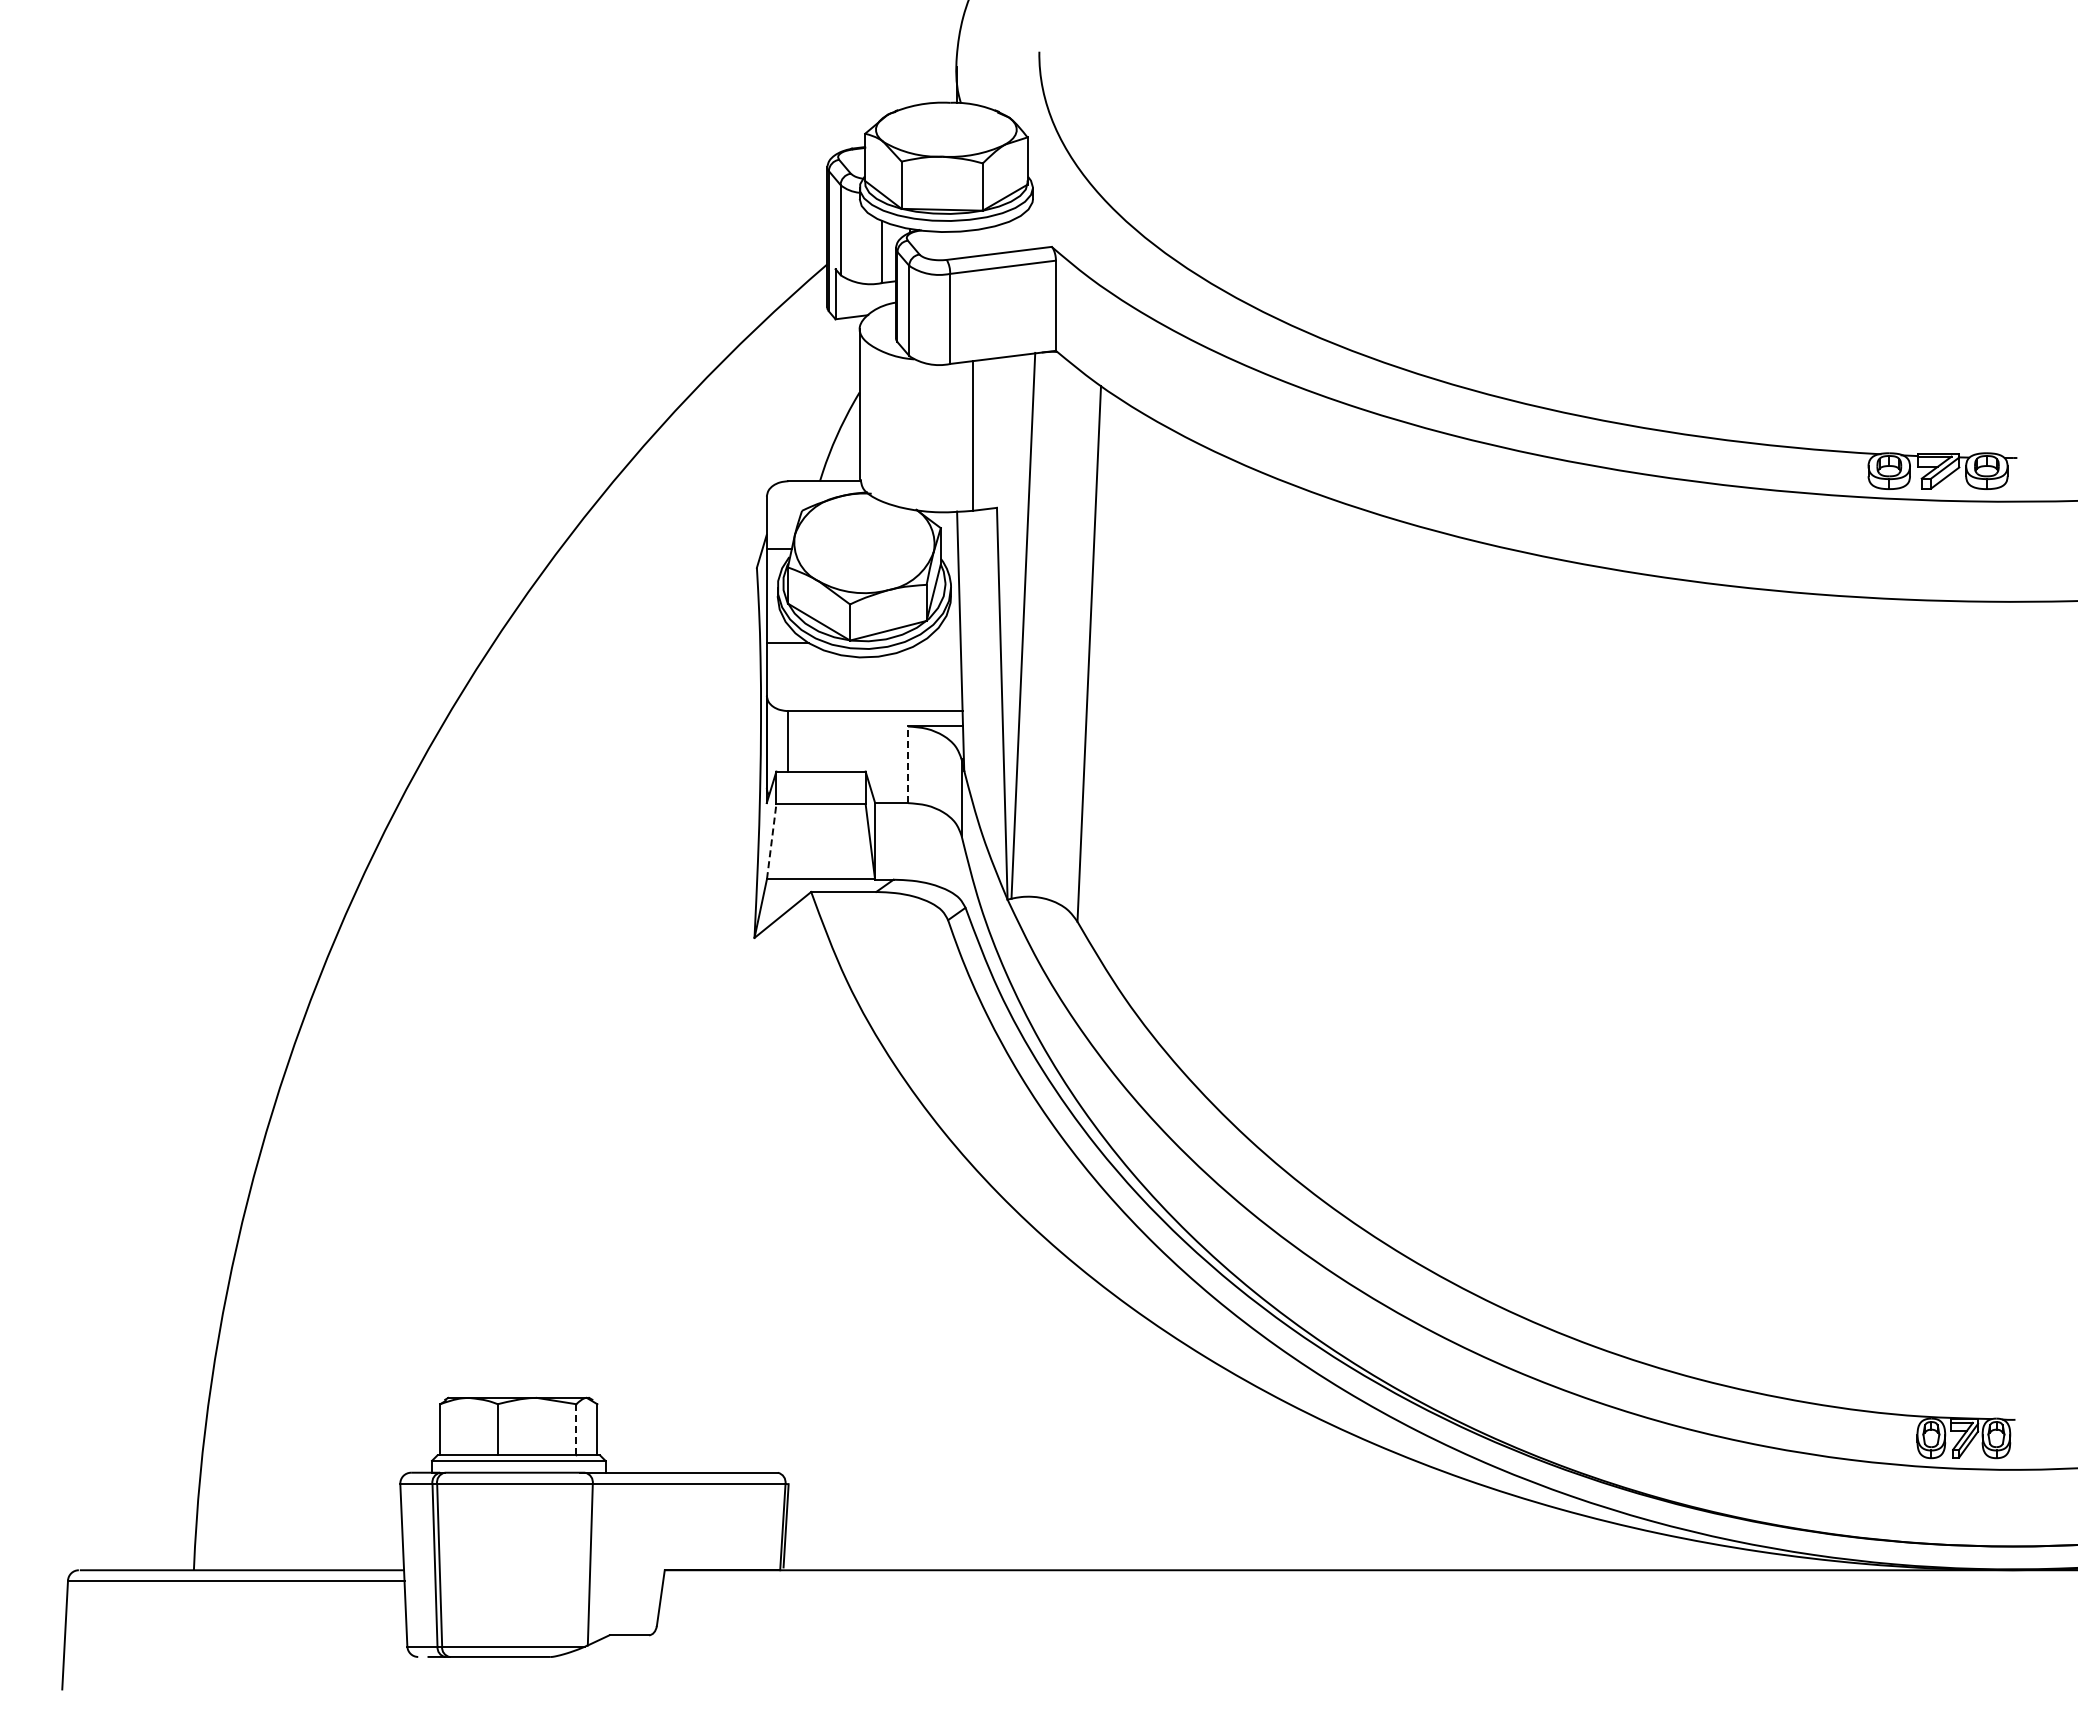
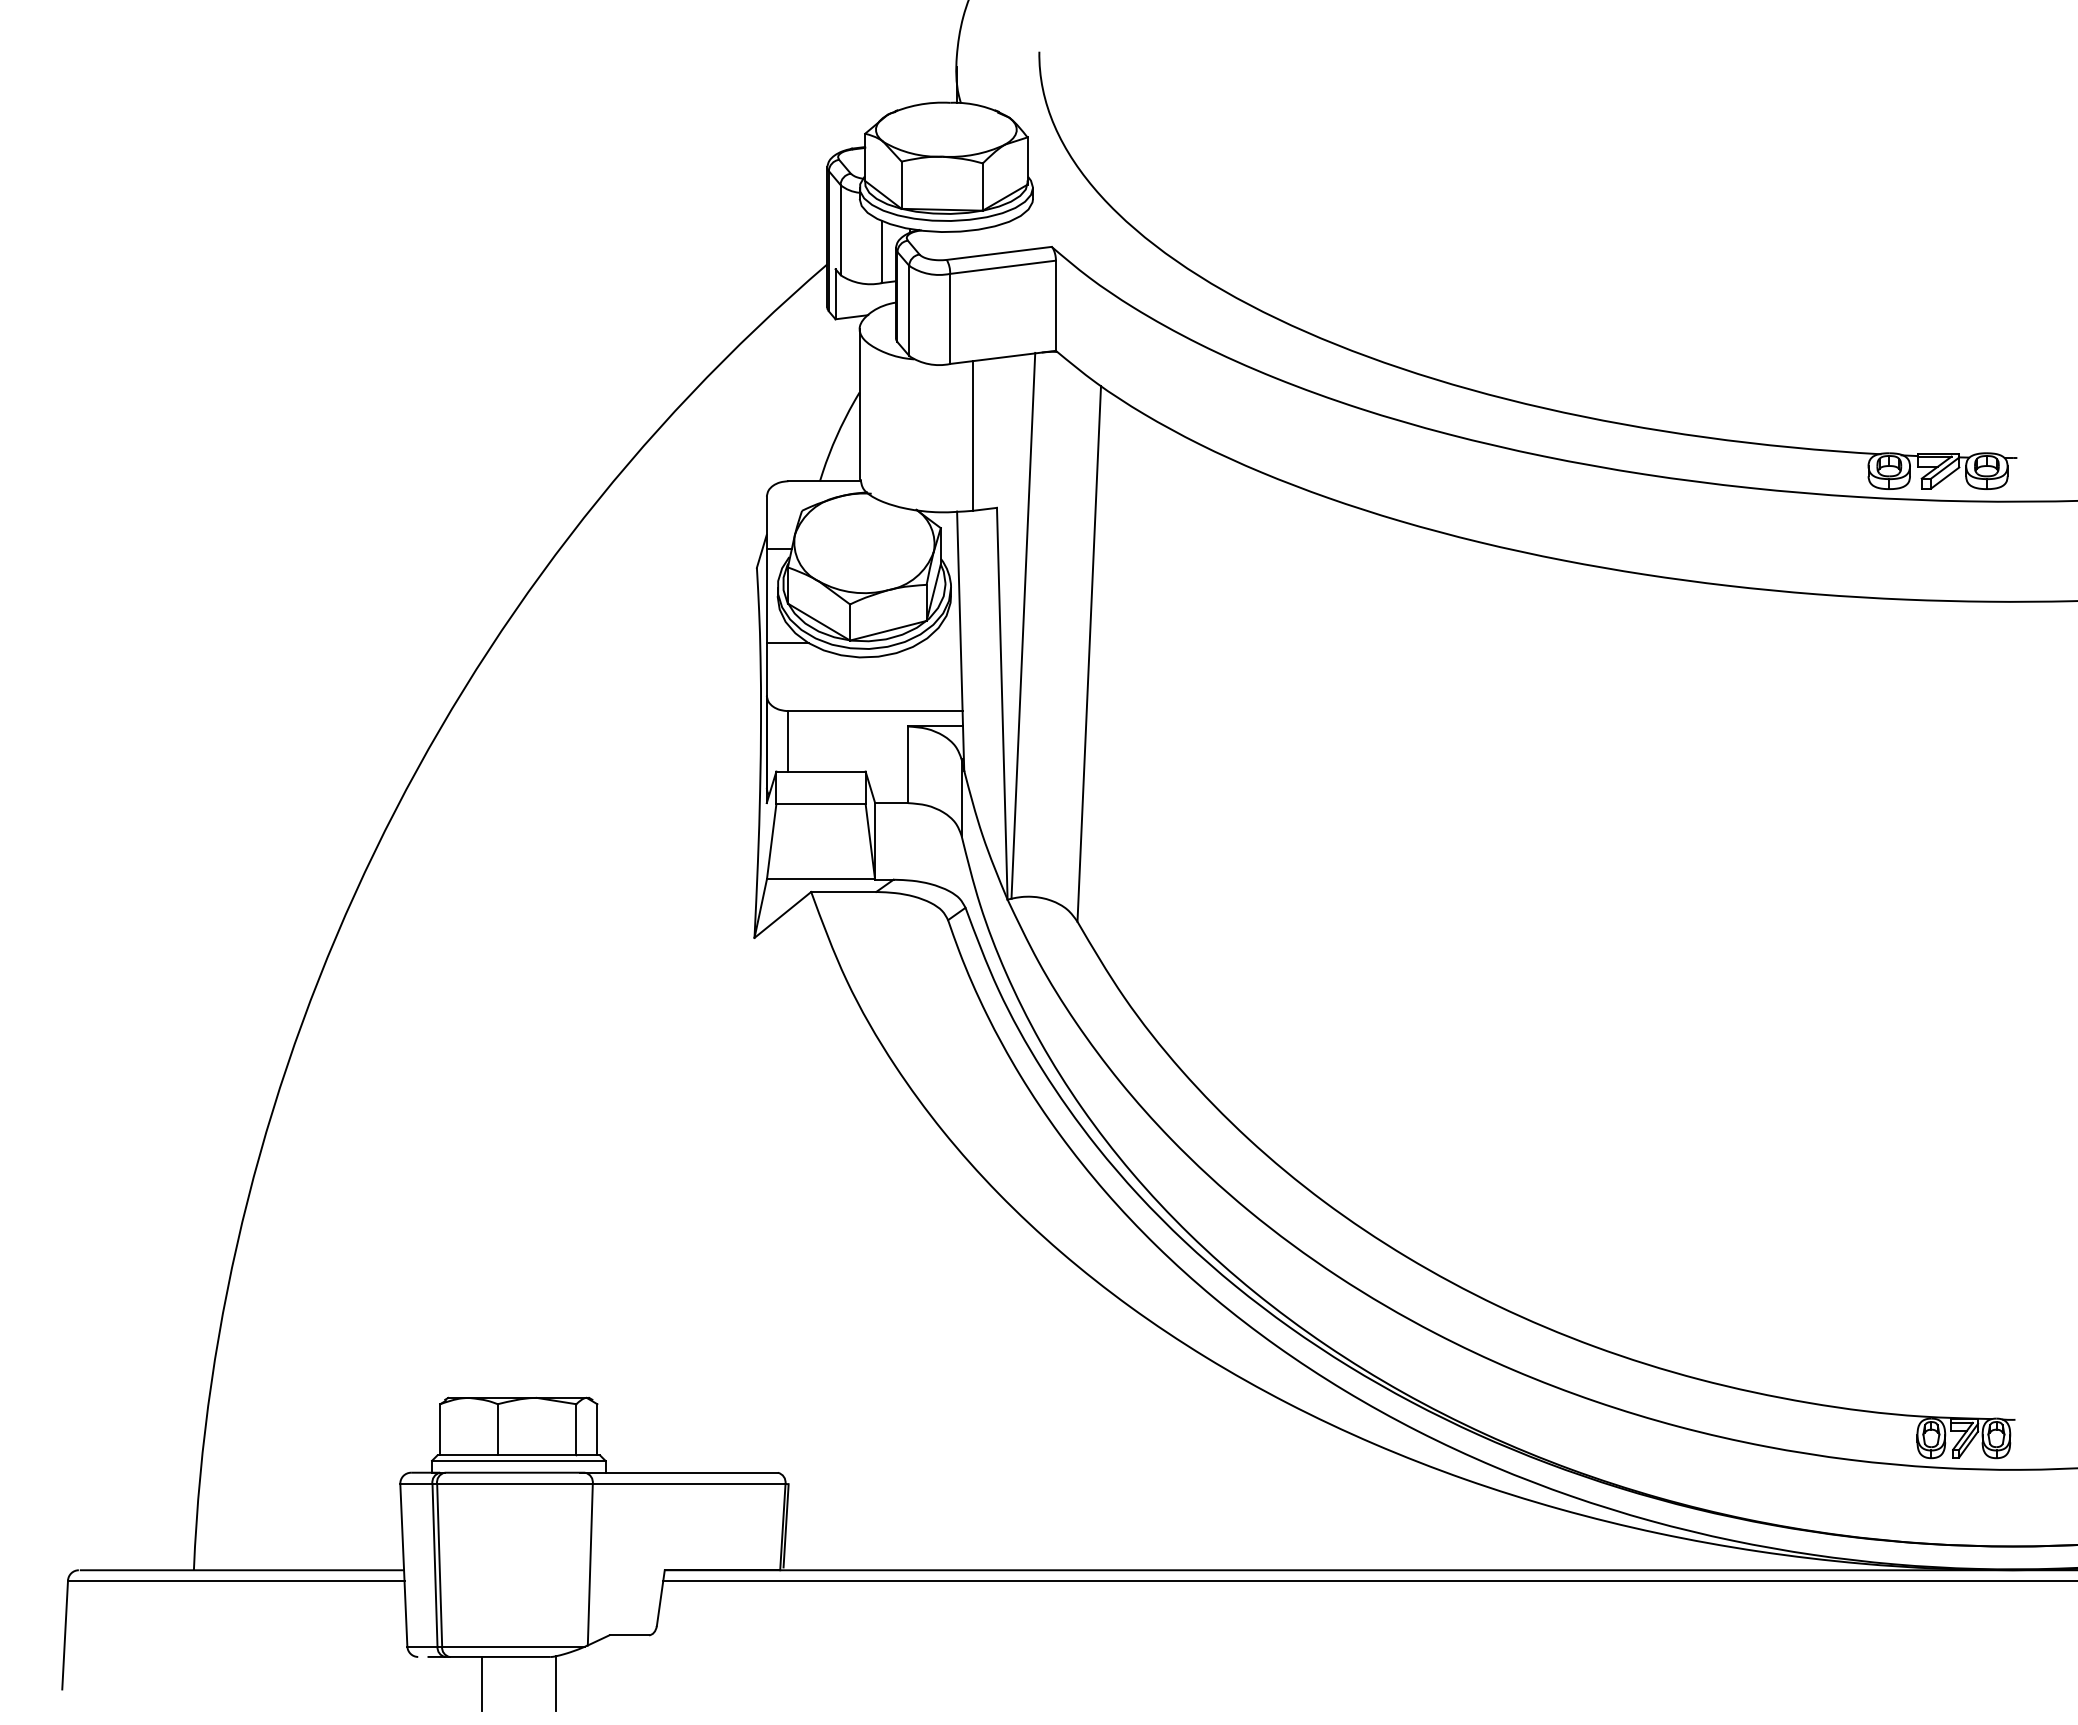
line: dashed -> solid (908, 764)
line: dashed -> solid (771, 841)
line: dashed -> solid (576, 1429)
line: none -> present (1368, 1580)
line: none -> present (481, 1683)
line: none -> present (555, 1683)
